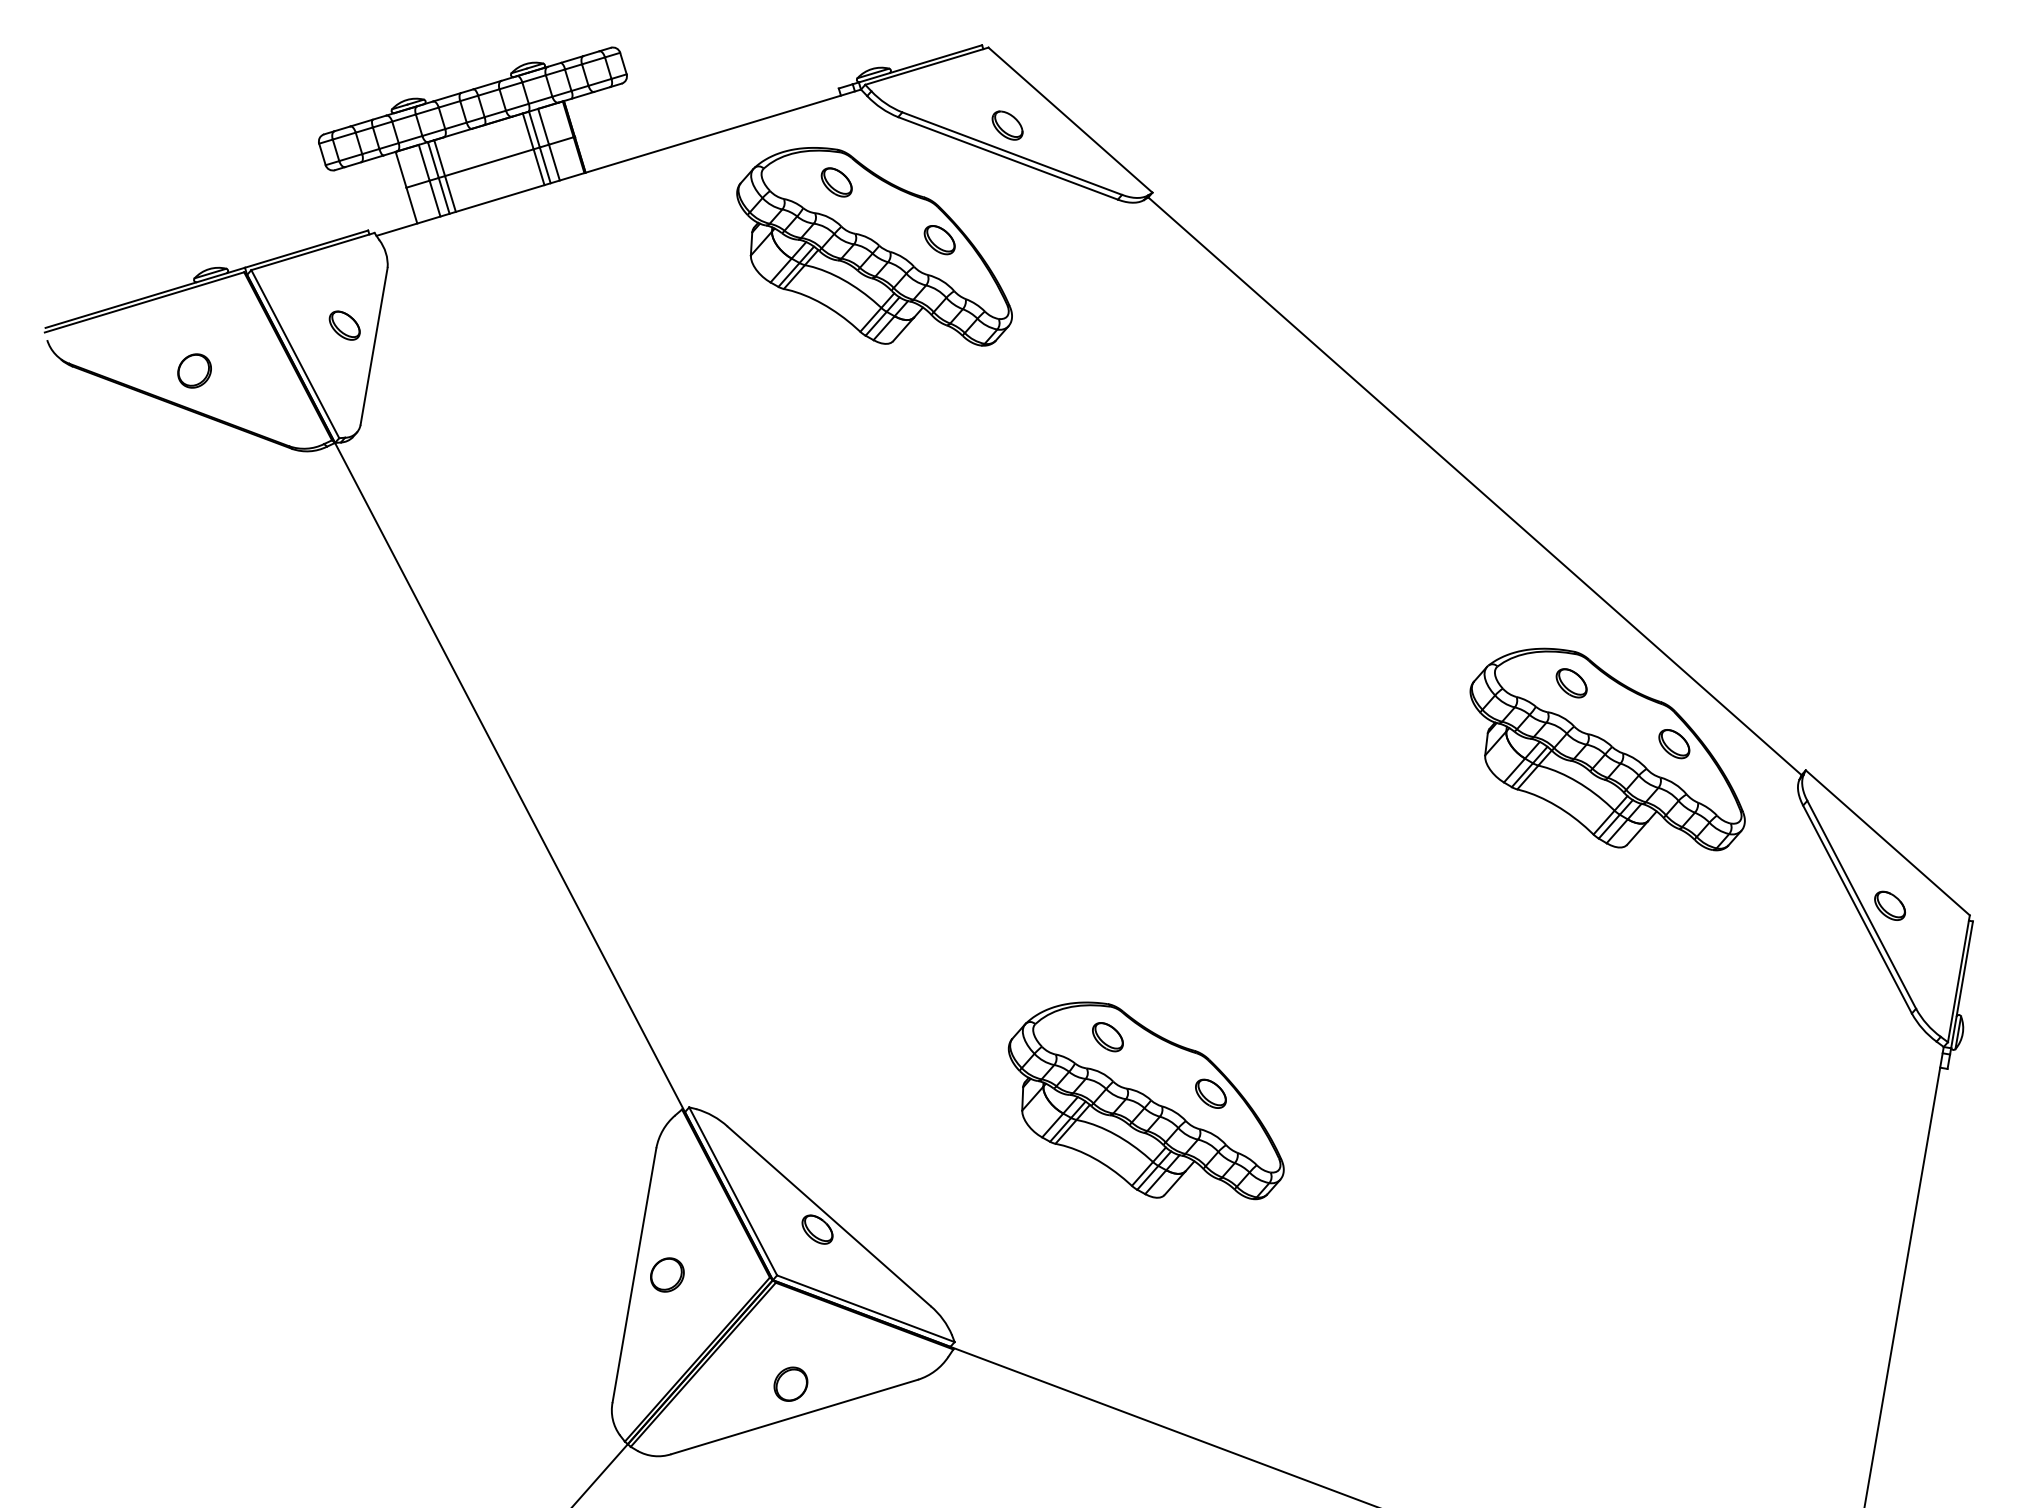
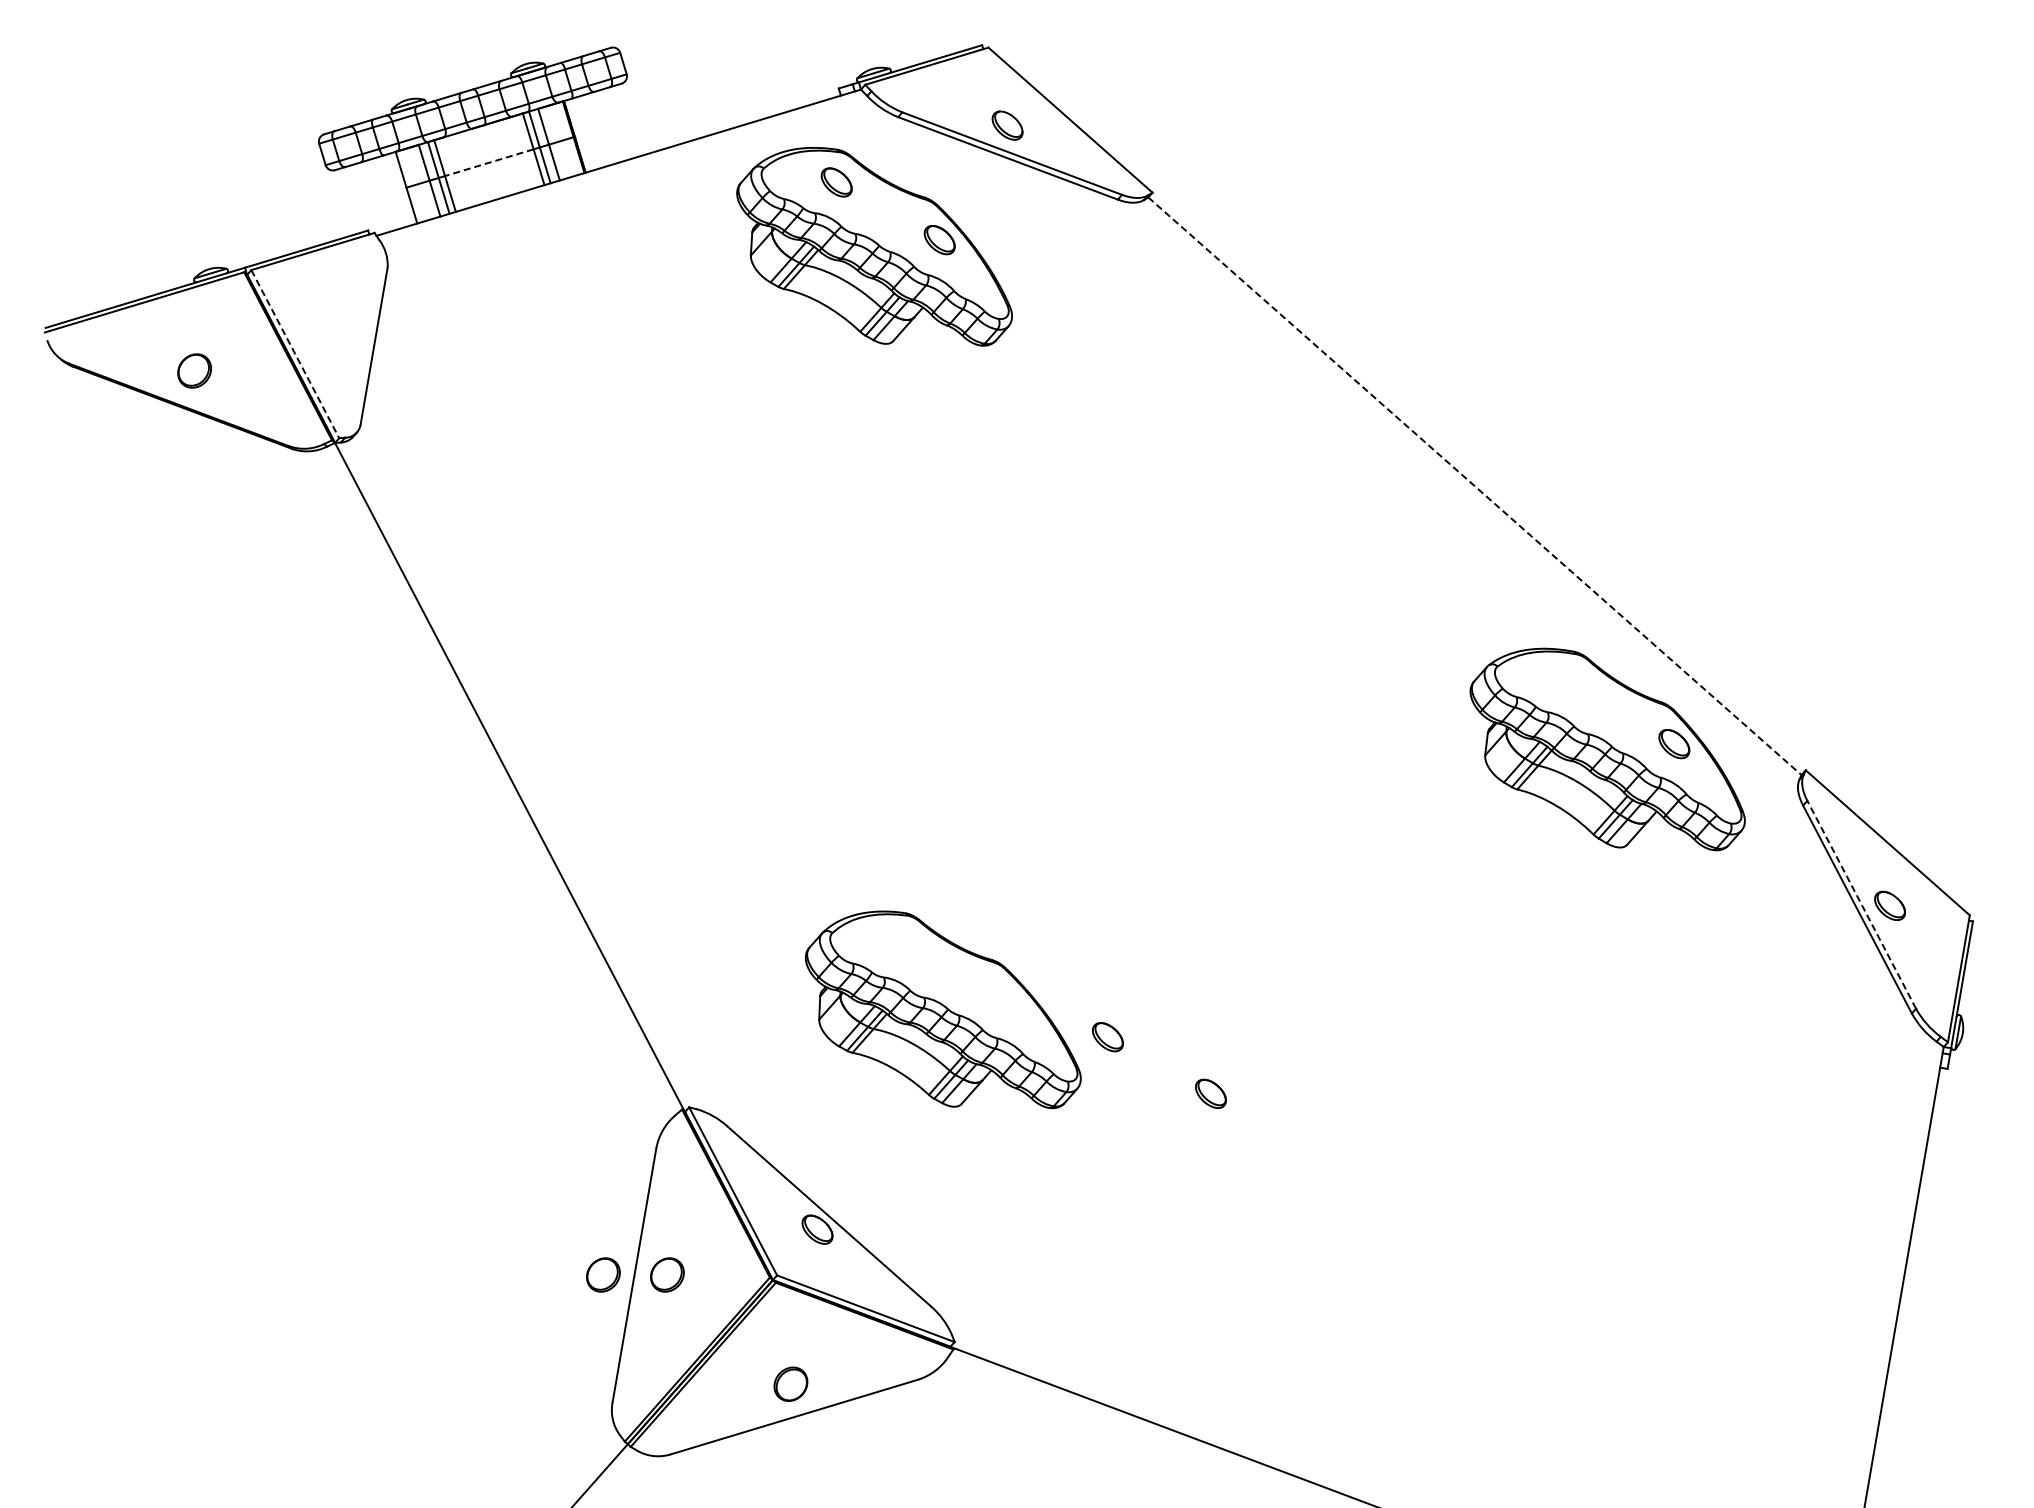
line: solid -> dashed (488, 162)
part: present -> none (344, 325)
line: solid -> dashed (295, 354)
line: solid -> dashed (1474, 486)
part: present -> none (1571, 683)
line: solid -> dashed (1861, 904)
part position: (1145, 1100) -> (942, 1009) (942, 1009)
part: none -> present (603, 1274)
